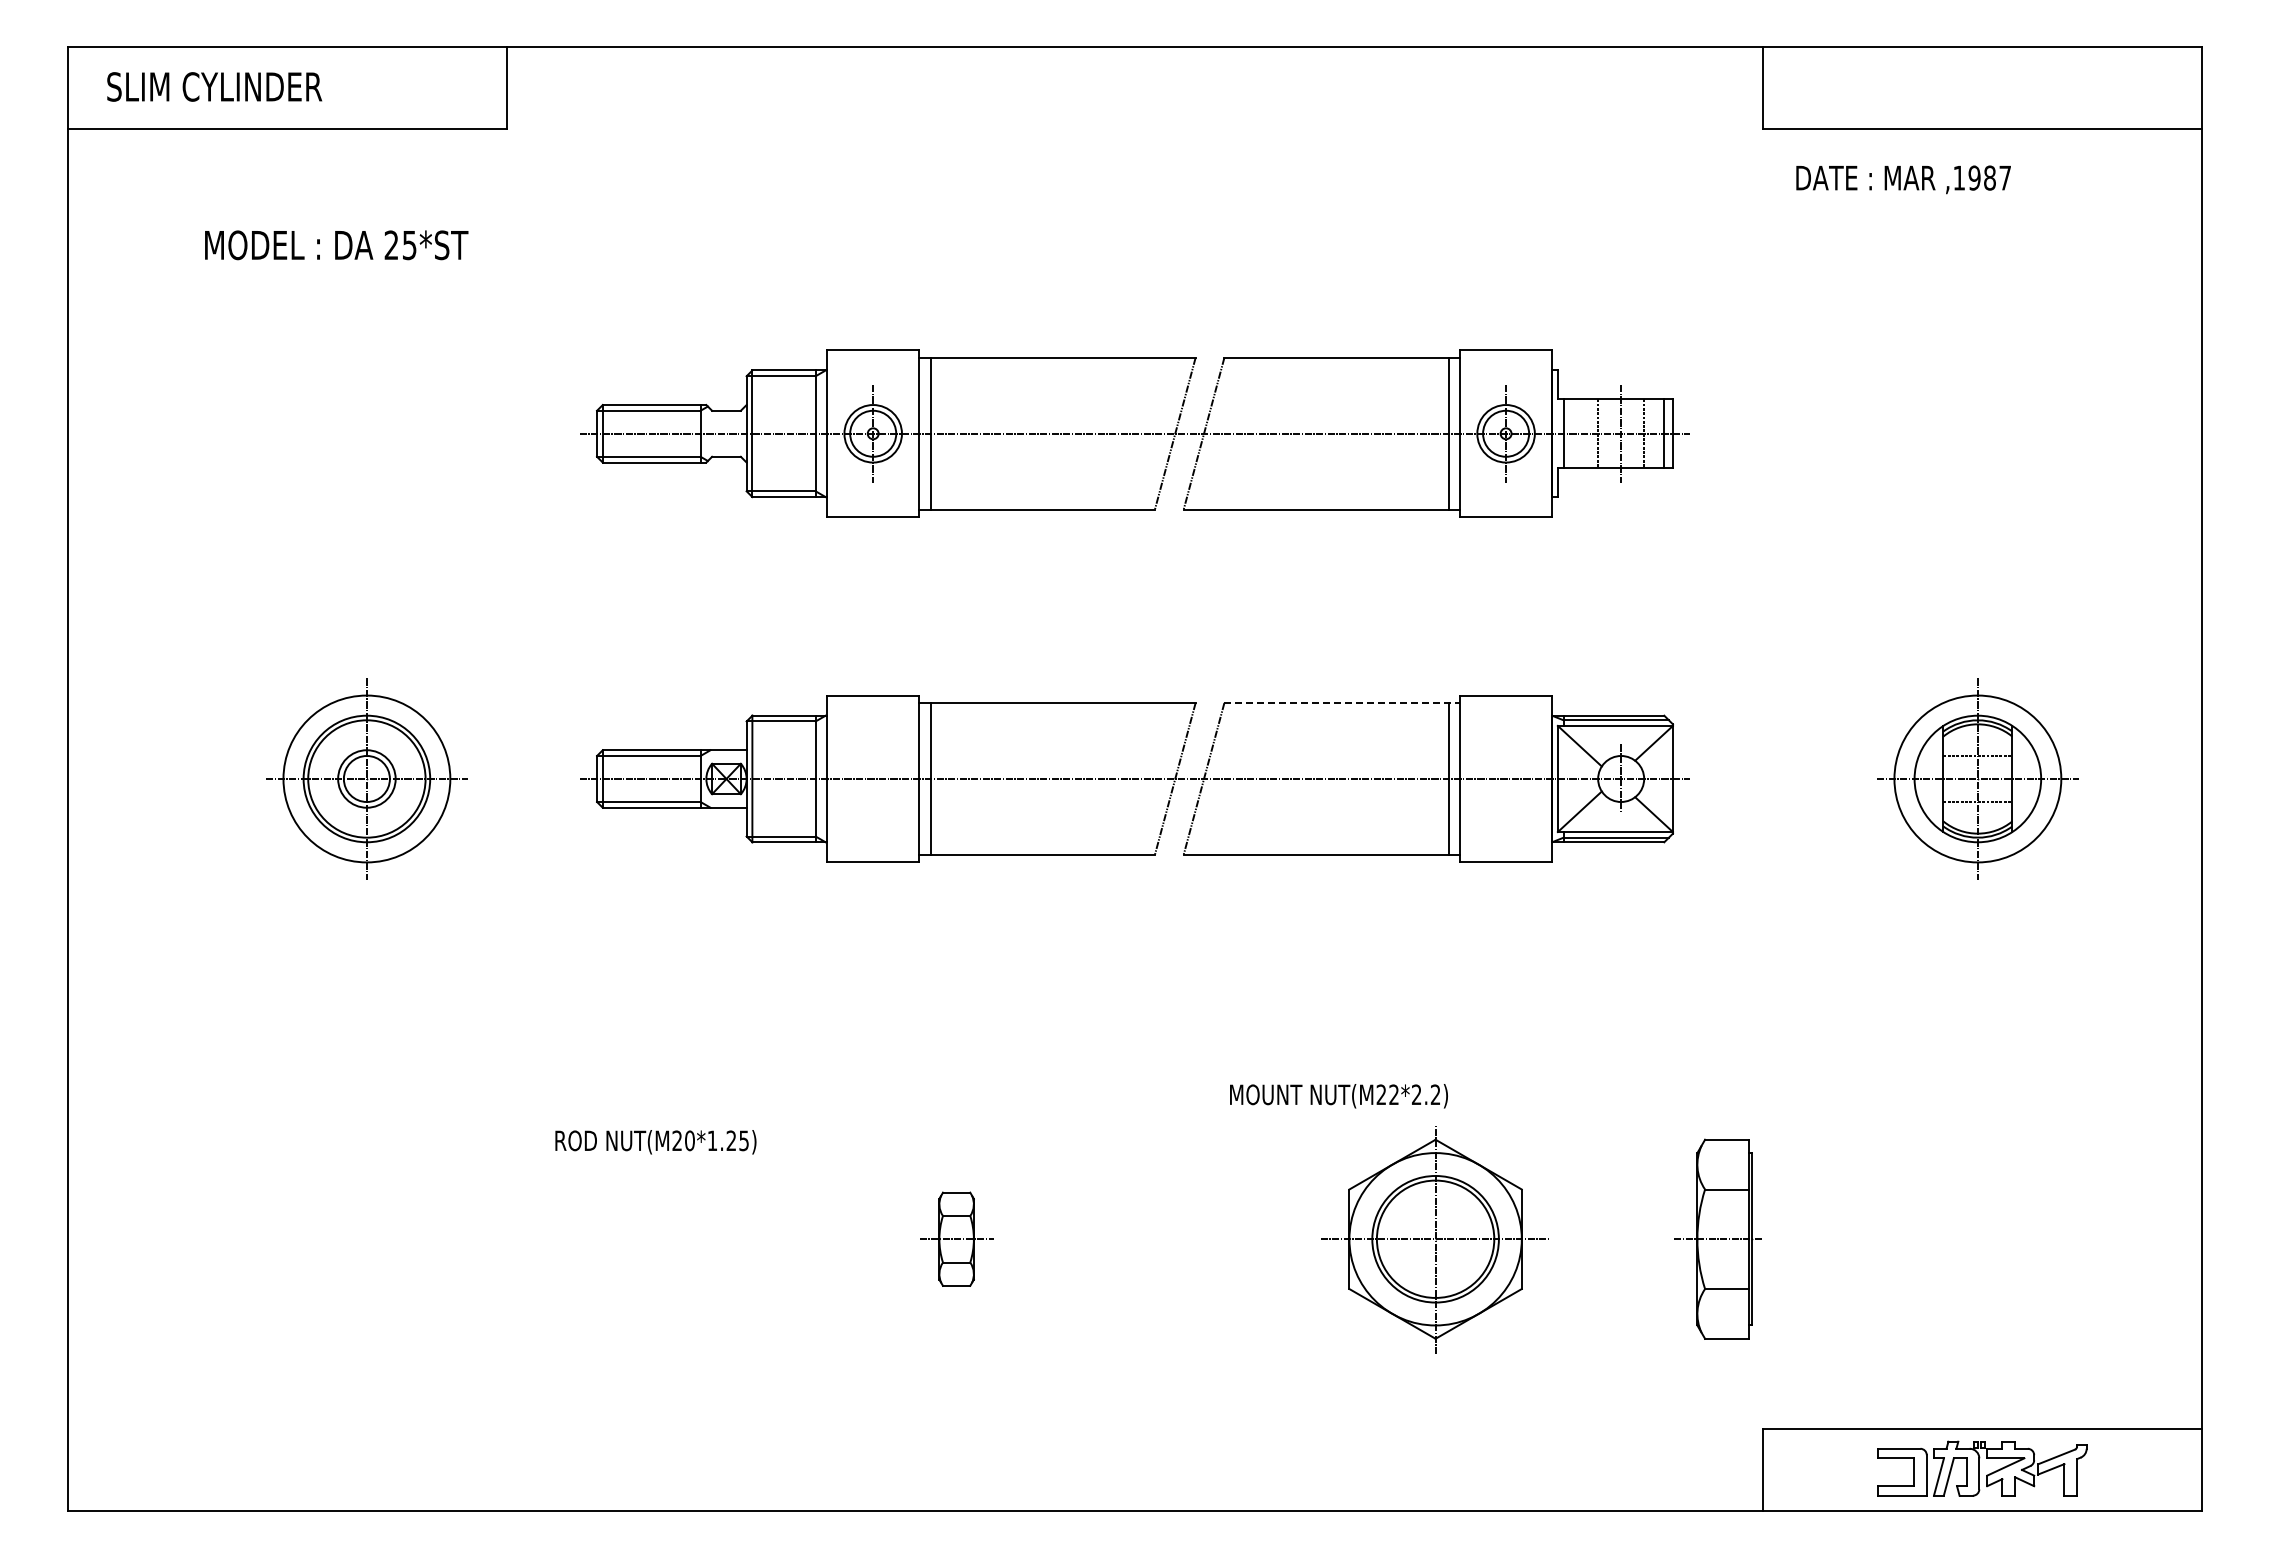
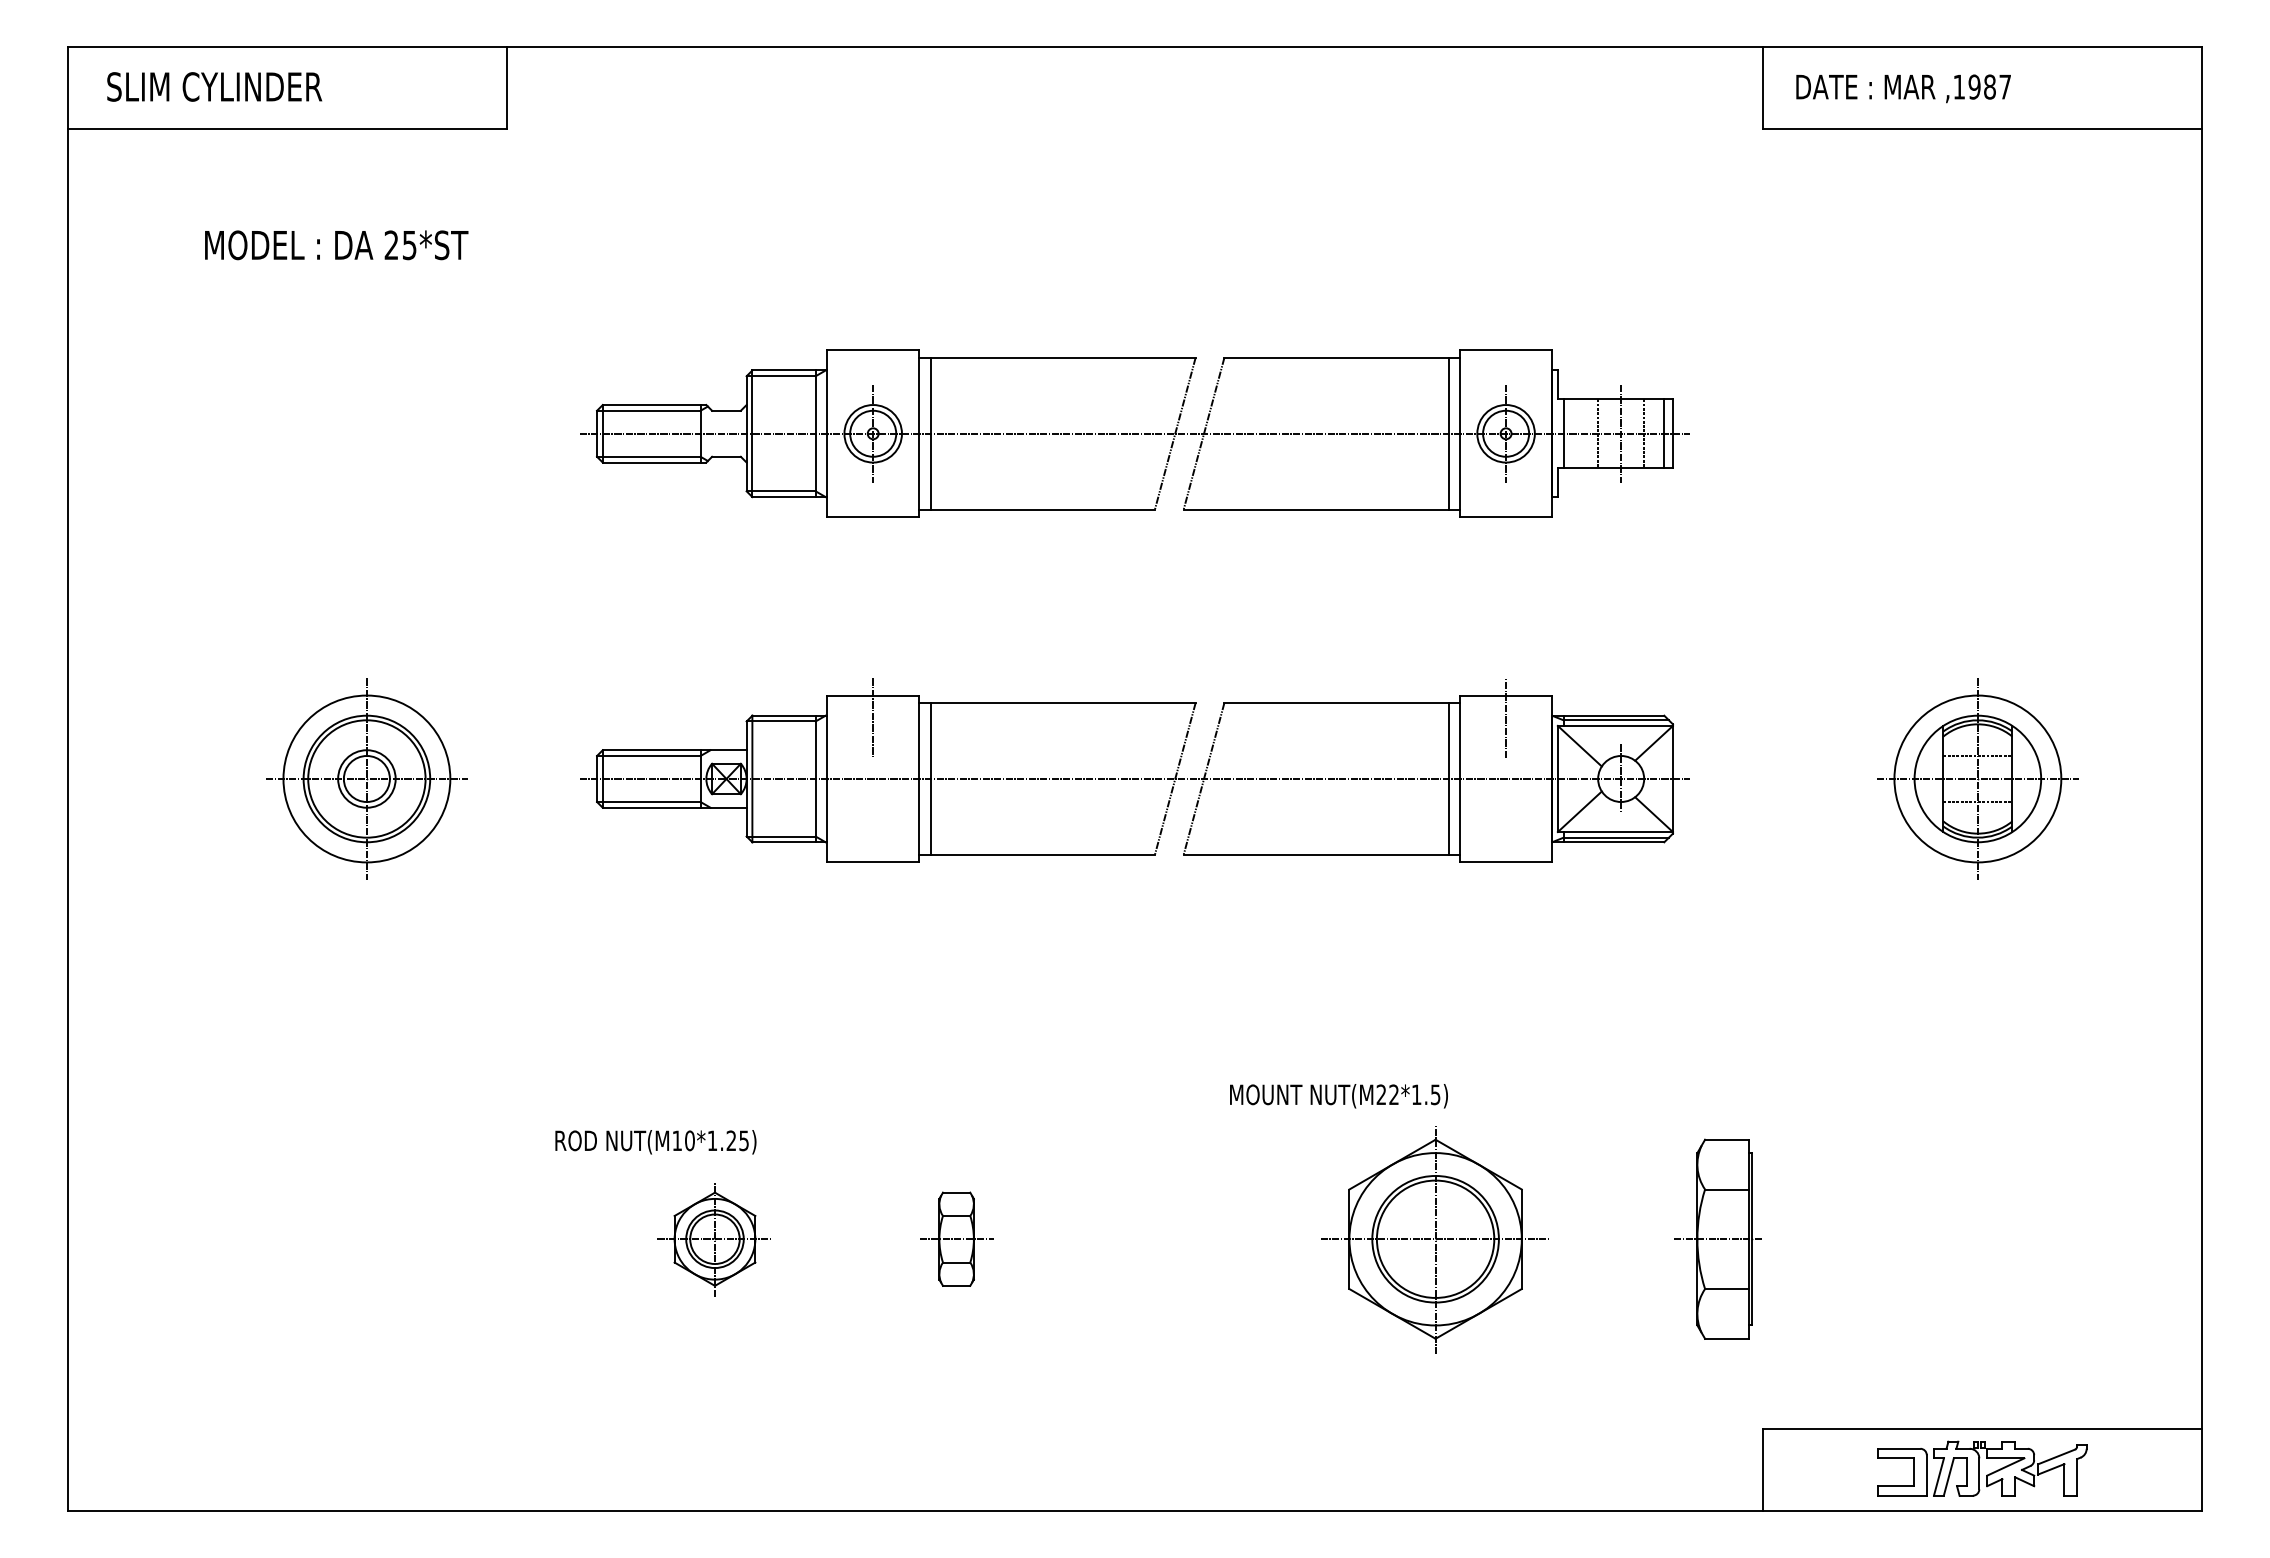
text position: (1903, 179) -> (1903, 88) (1903, 88)
line: dashed -> solid (1342, 703)
line: none -> present (873, 718)
line: none -> present (1506, 718)
text: NUT(M22*2.2) -> NUT(M22*1.5) (1426, 1094)
text: NUT(M20*1.25) -> NUT(M10*1.25) (676, 1140)
part: none -> present (713, 1239)
